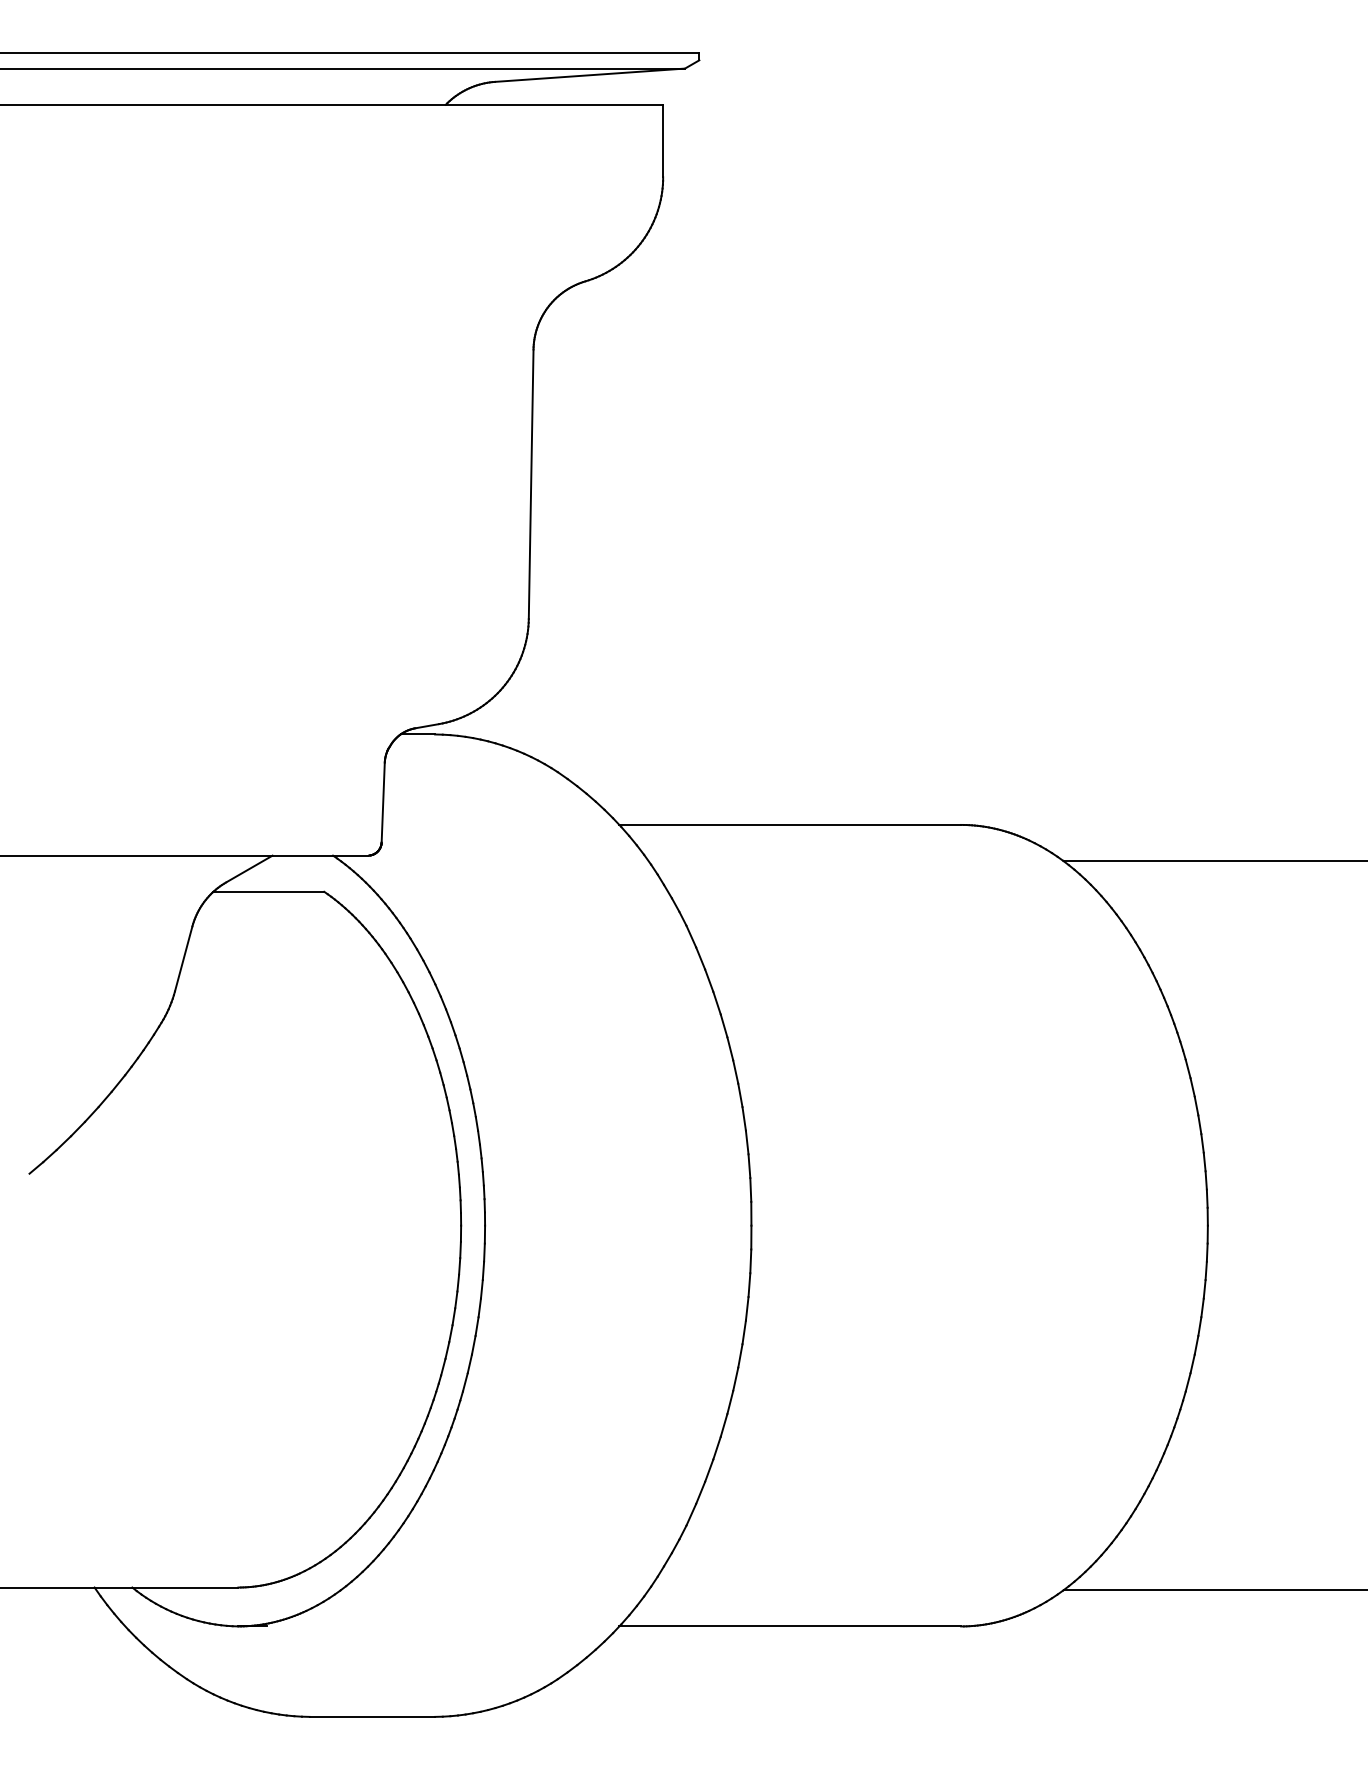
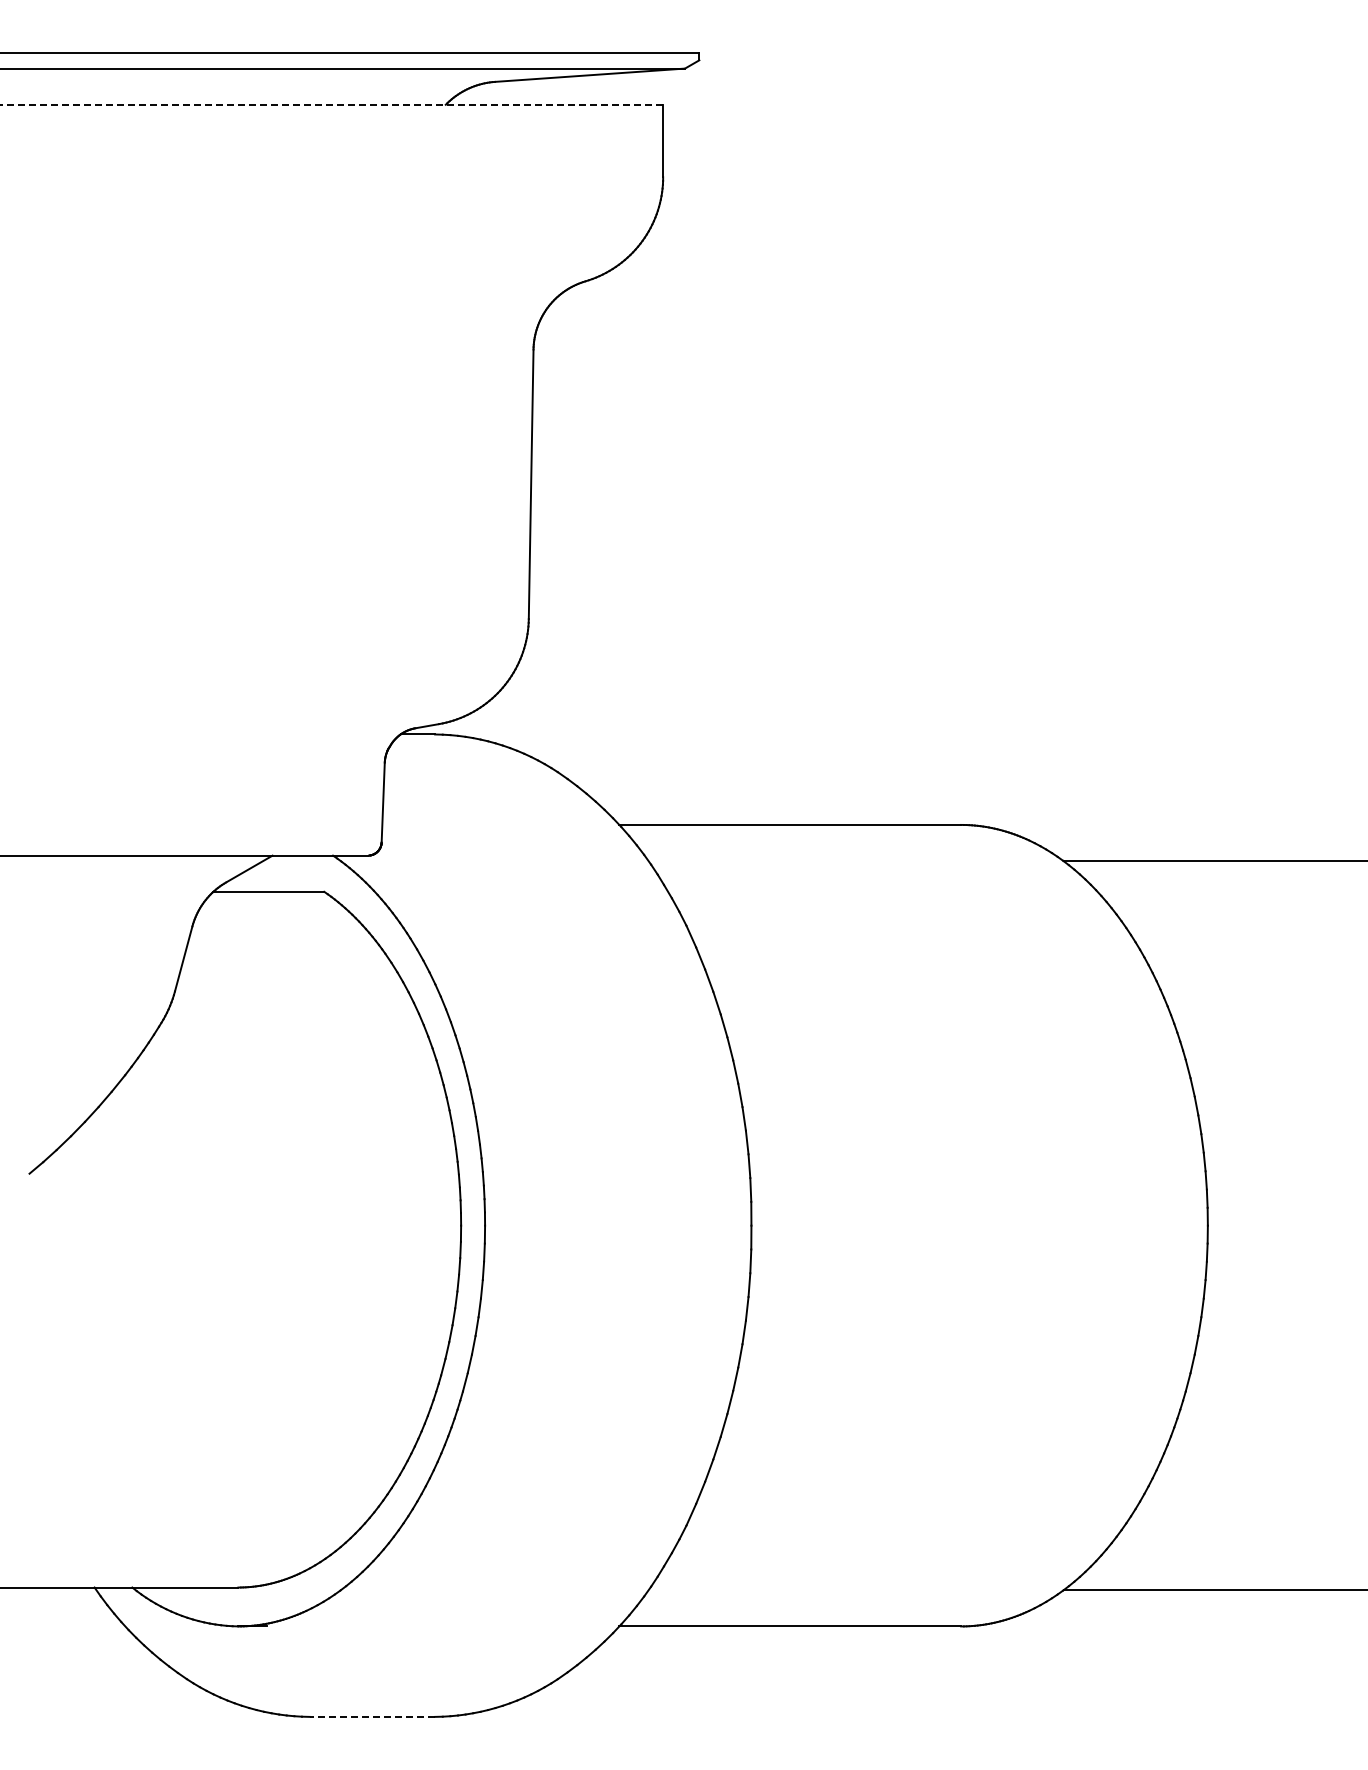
line: solid -> dashed (331, 104)
line: solid -> dashed (372, 1716)
